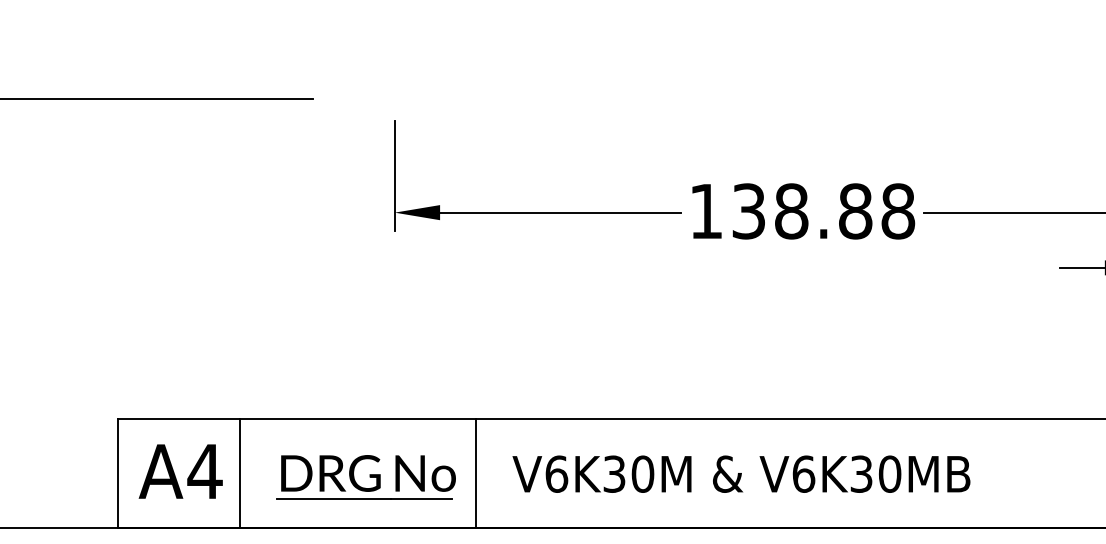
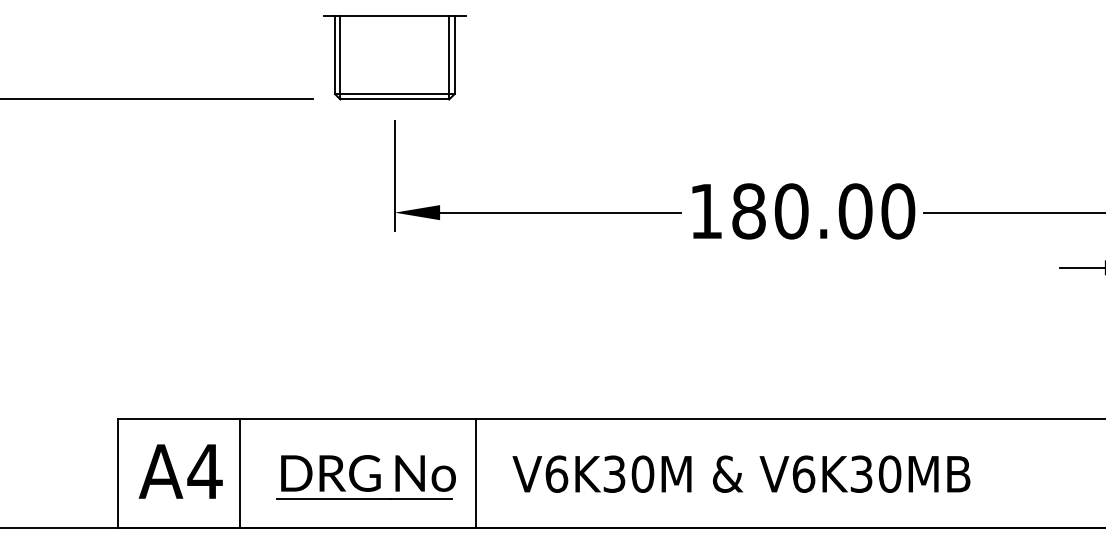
part: none -> present (394, 57)
text: 138.88 -> 180.00 (823, 211)
